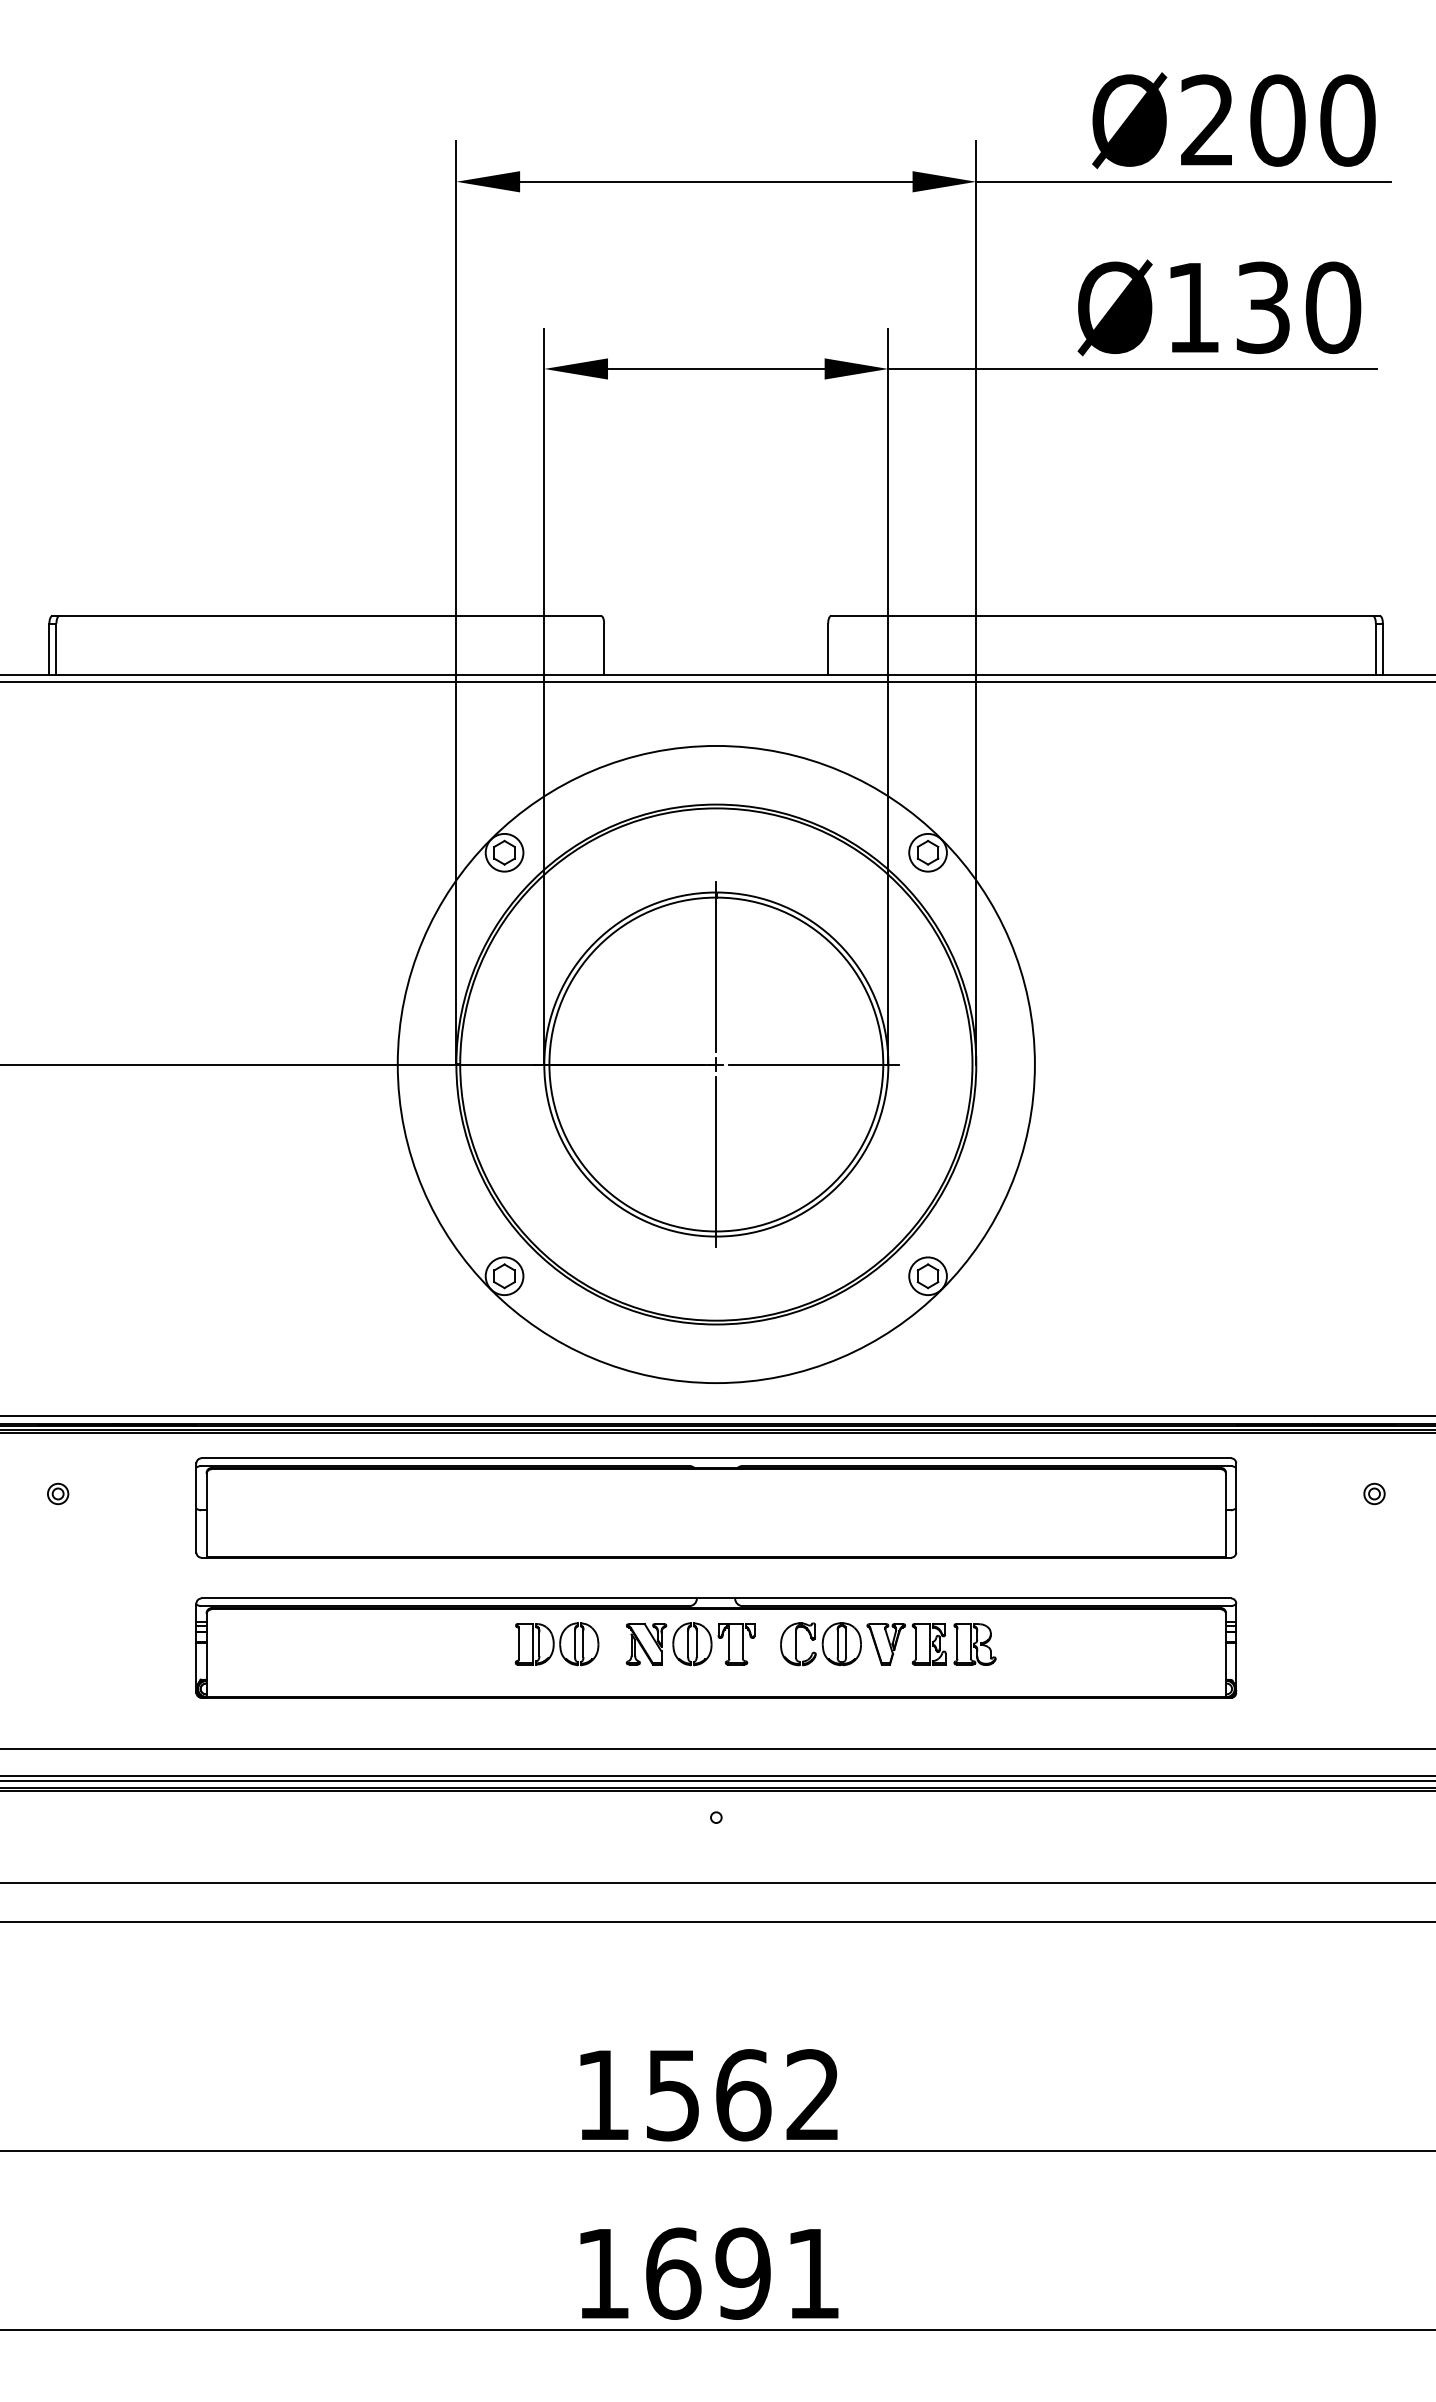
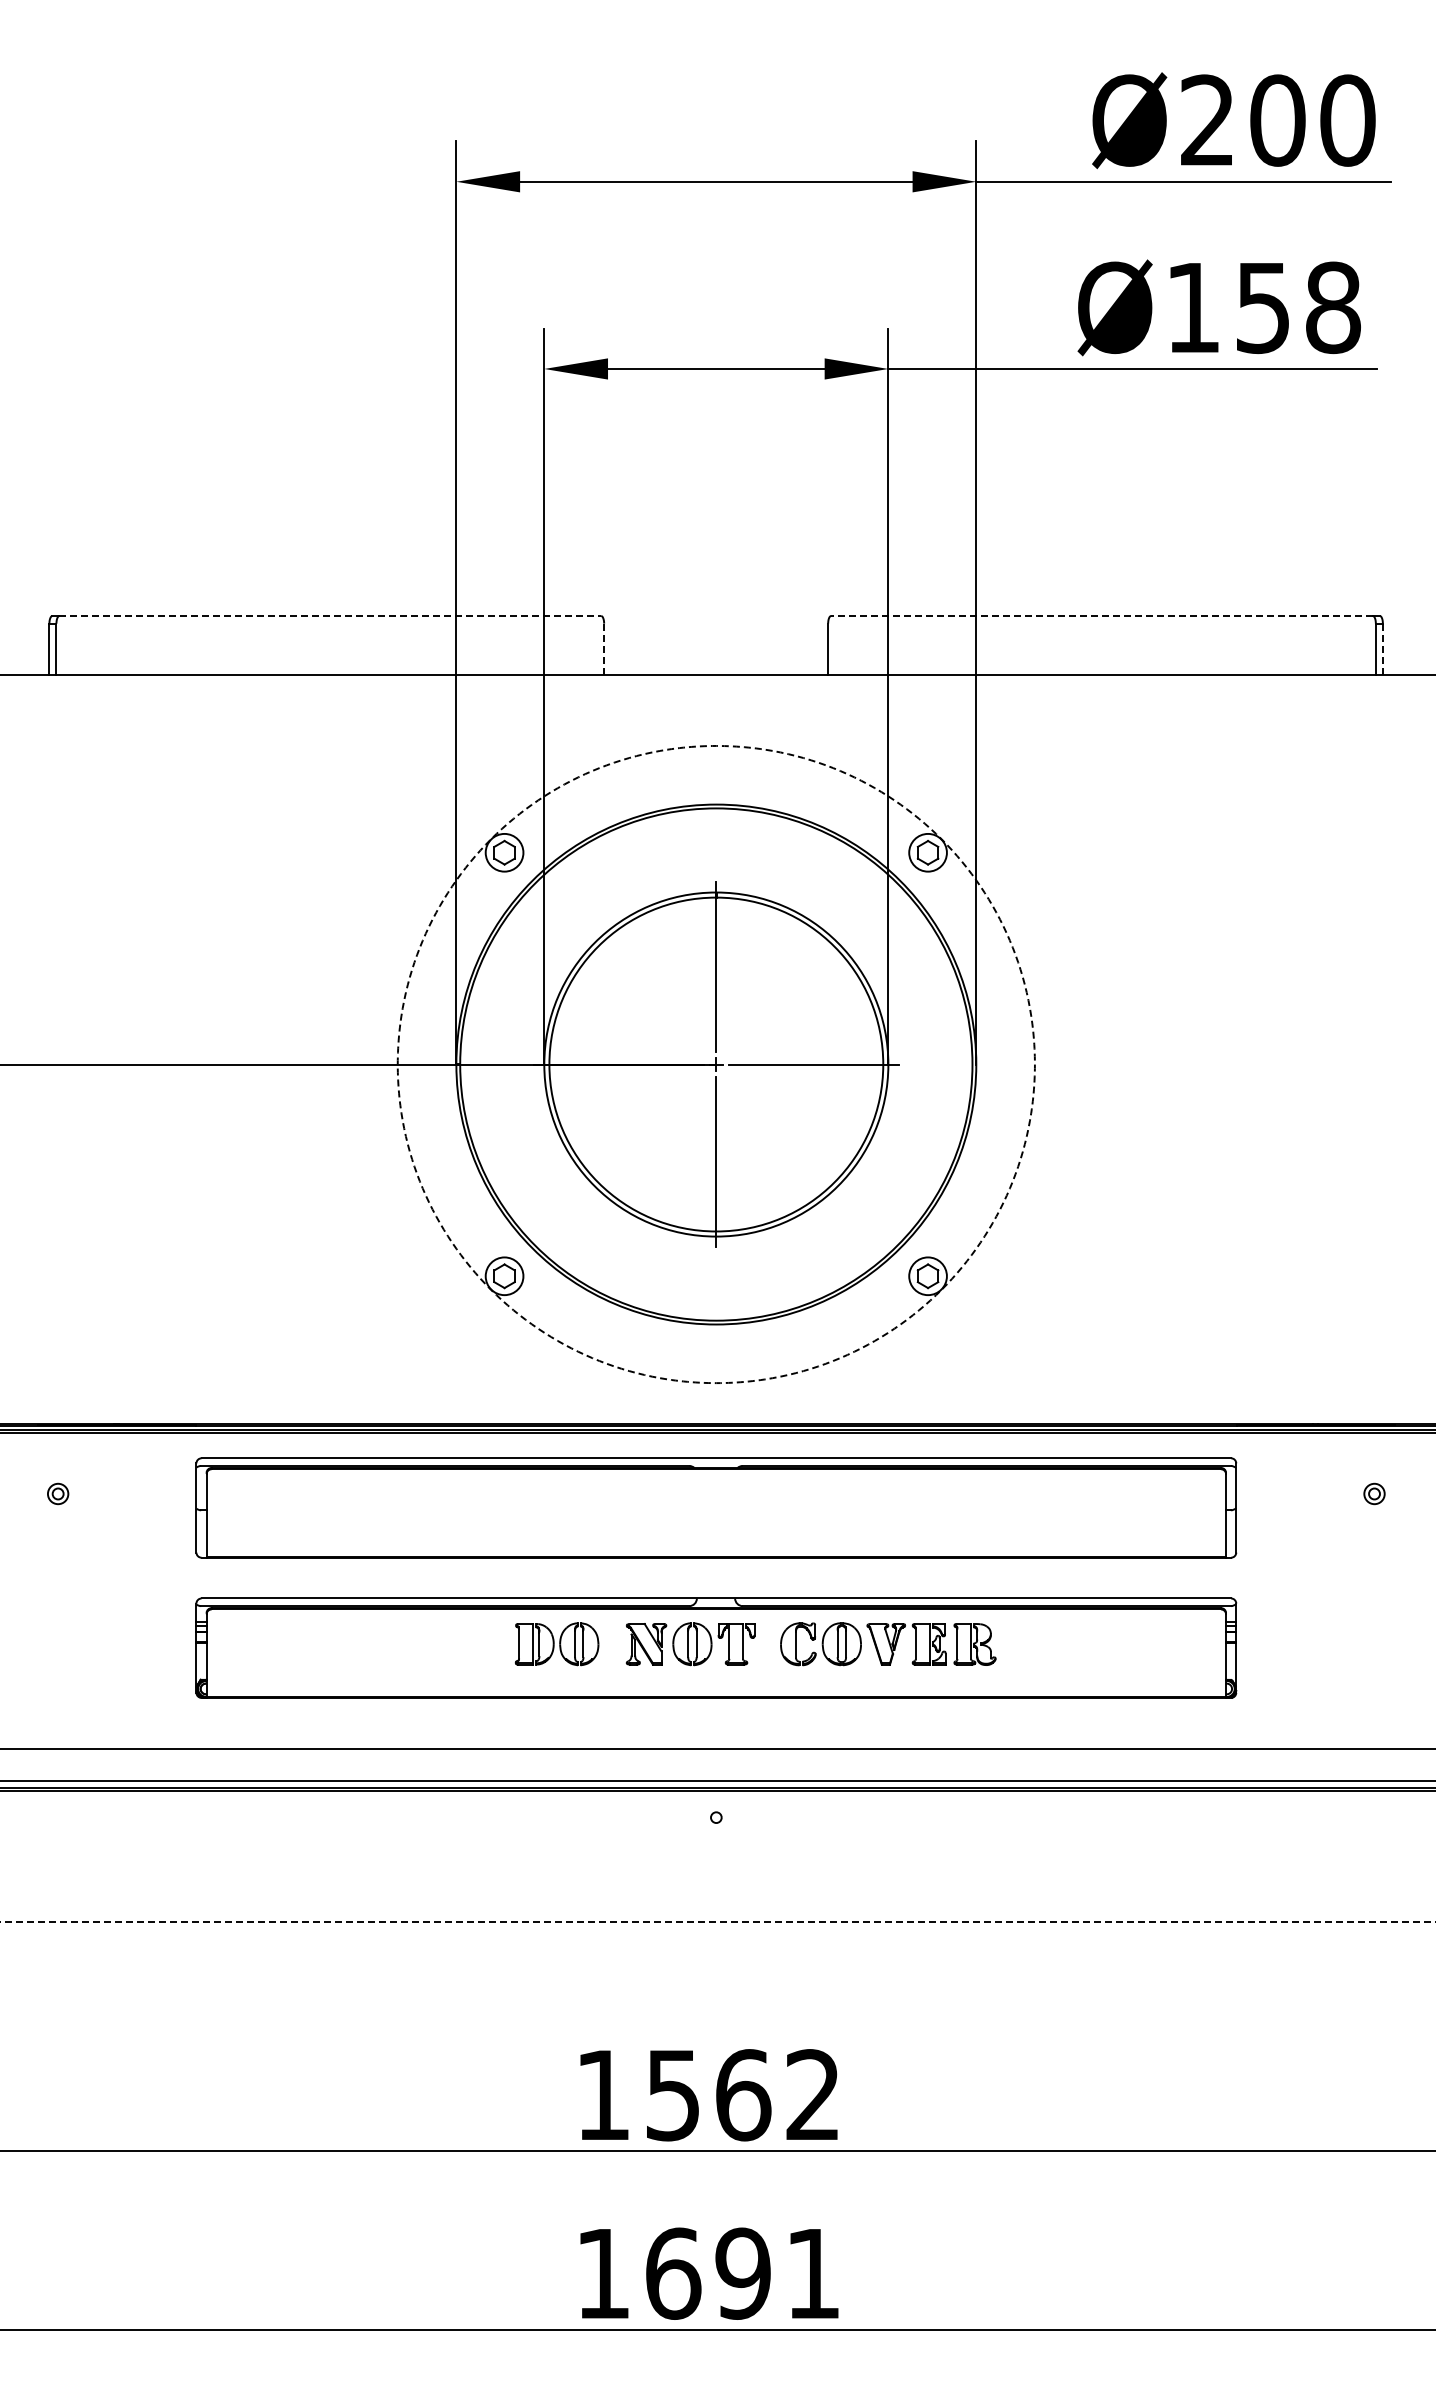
text: Ø130 -> Ø158 (1298, 307)
line: solid -> dashed (330, 616)
line: solid -> dashed (1102, 616)
line: solid -> dashed (1382, 648)
line: solid -> dashed (604, 649)
line: present -> none (717, 682)
circle: solid -> dashed (715, 1064)
line: present -> none (717, 1416)
line: present -> none (717, 1775)
line: present -> none (717, 1882)
line: solid -> dashed (718, 1922)
